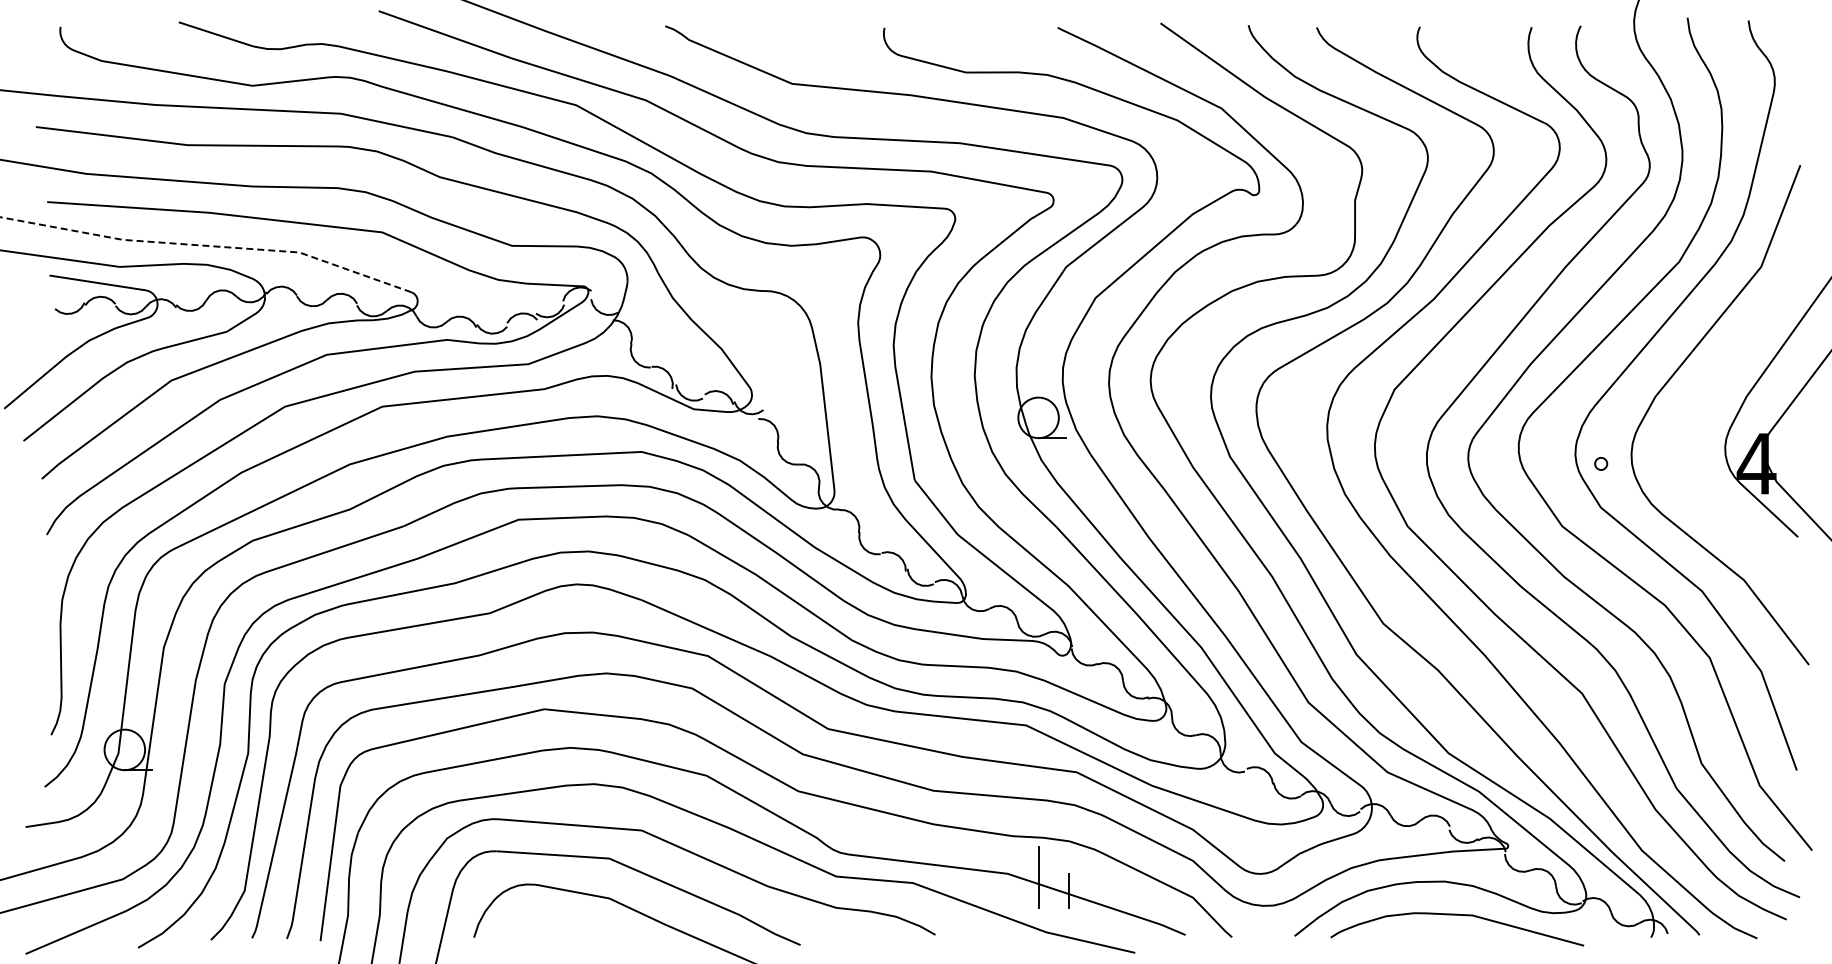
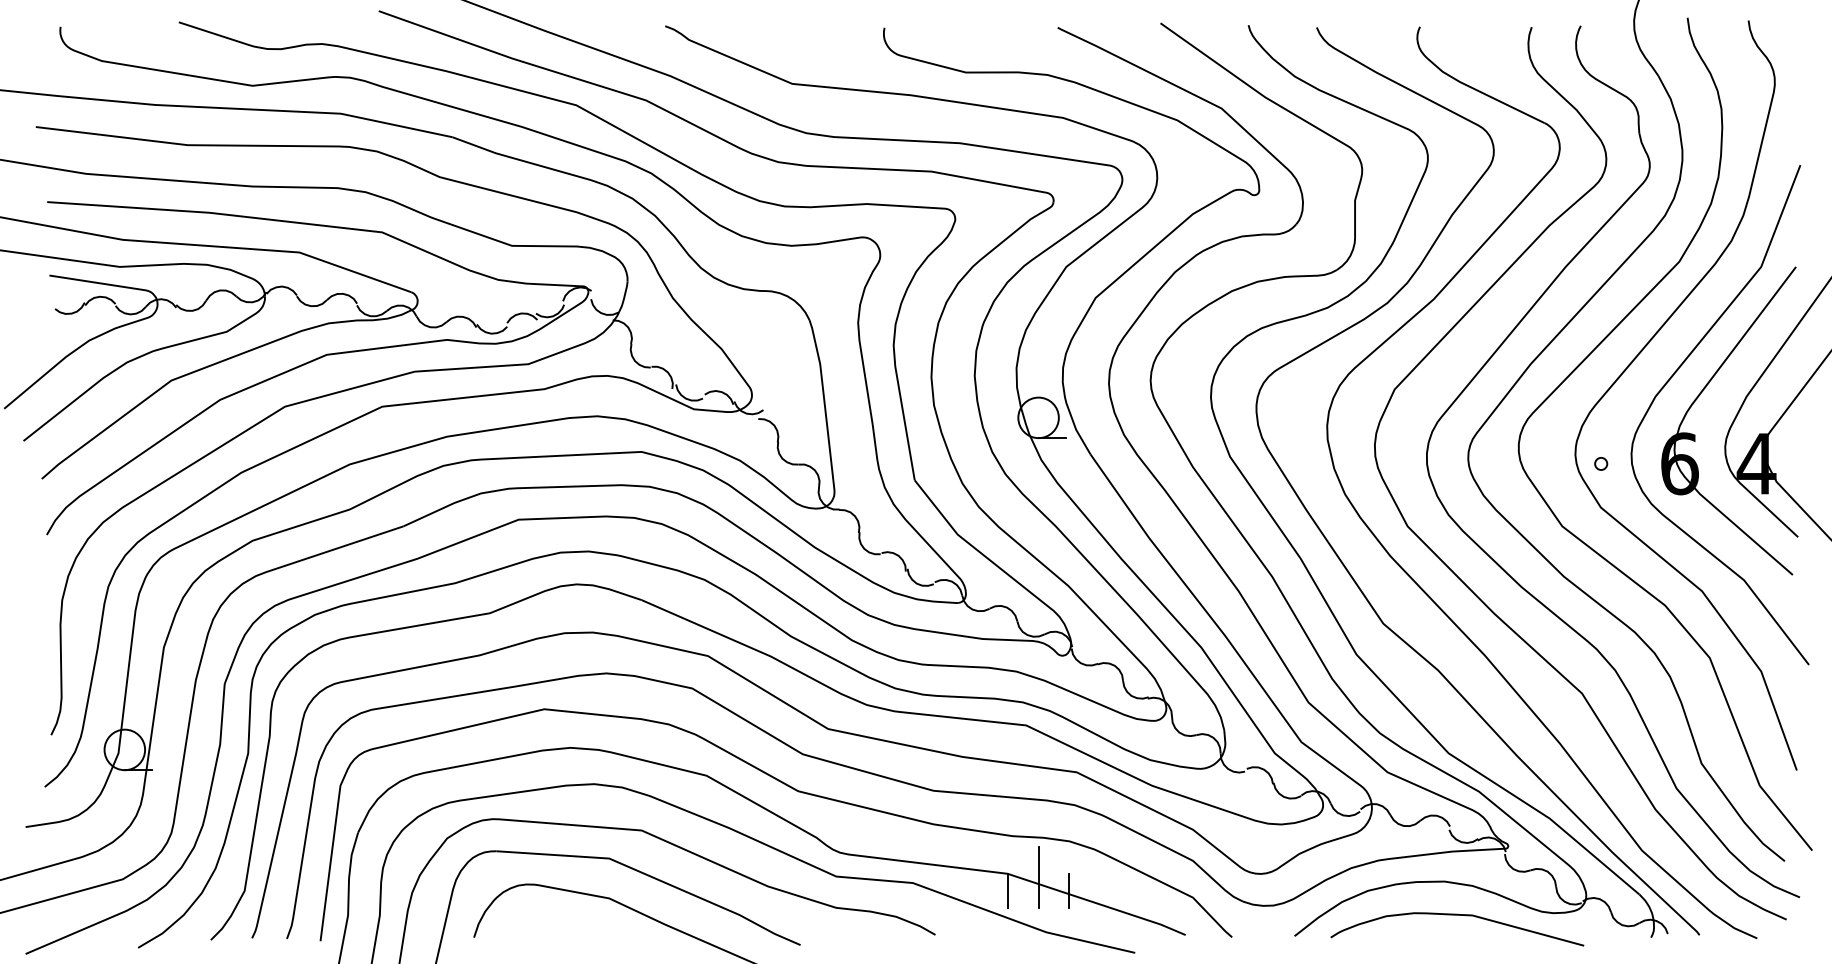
line: dashed -> solid (208, 245)
part: none -> present (1695, 434)
line: none -> present (1008, 890)
